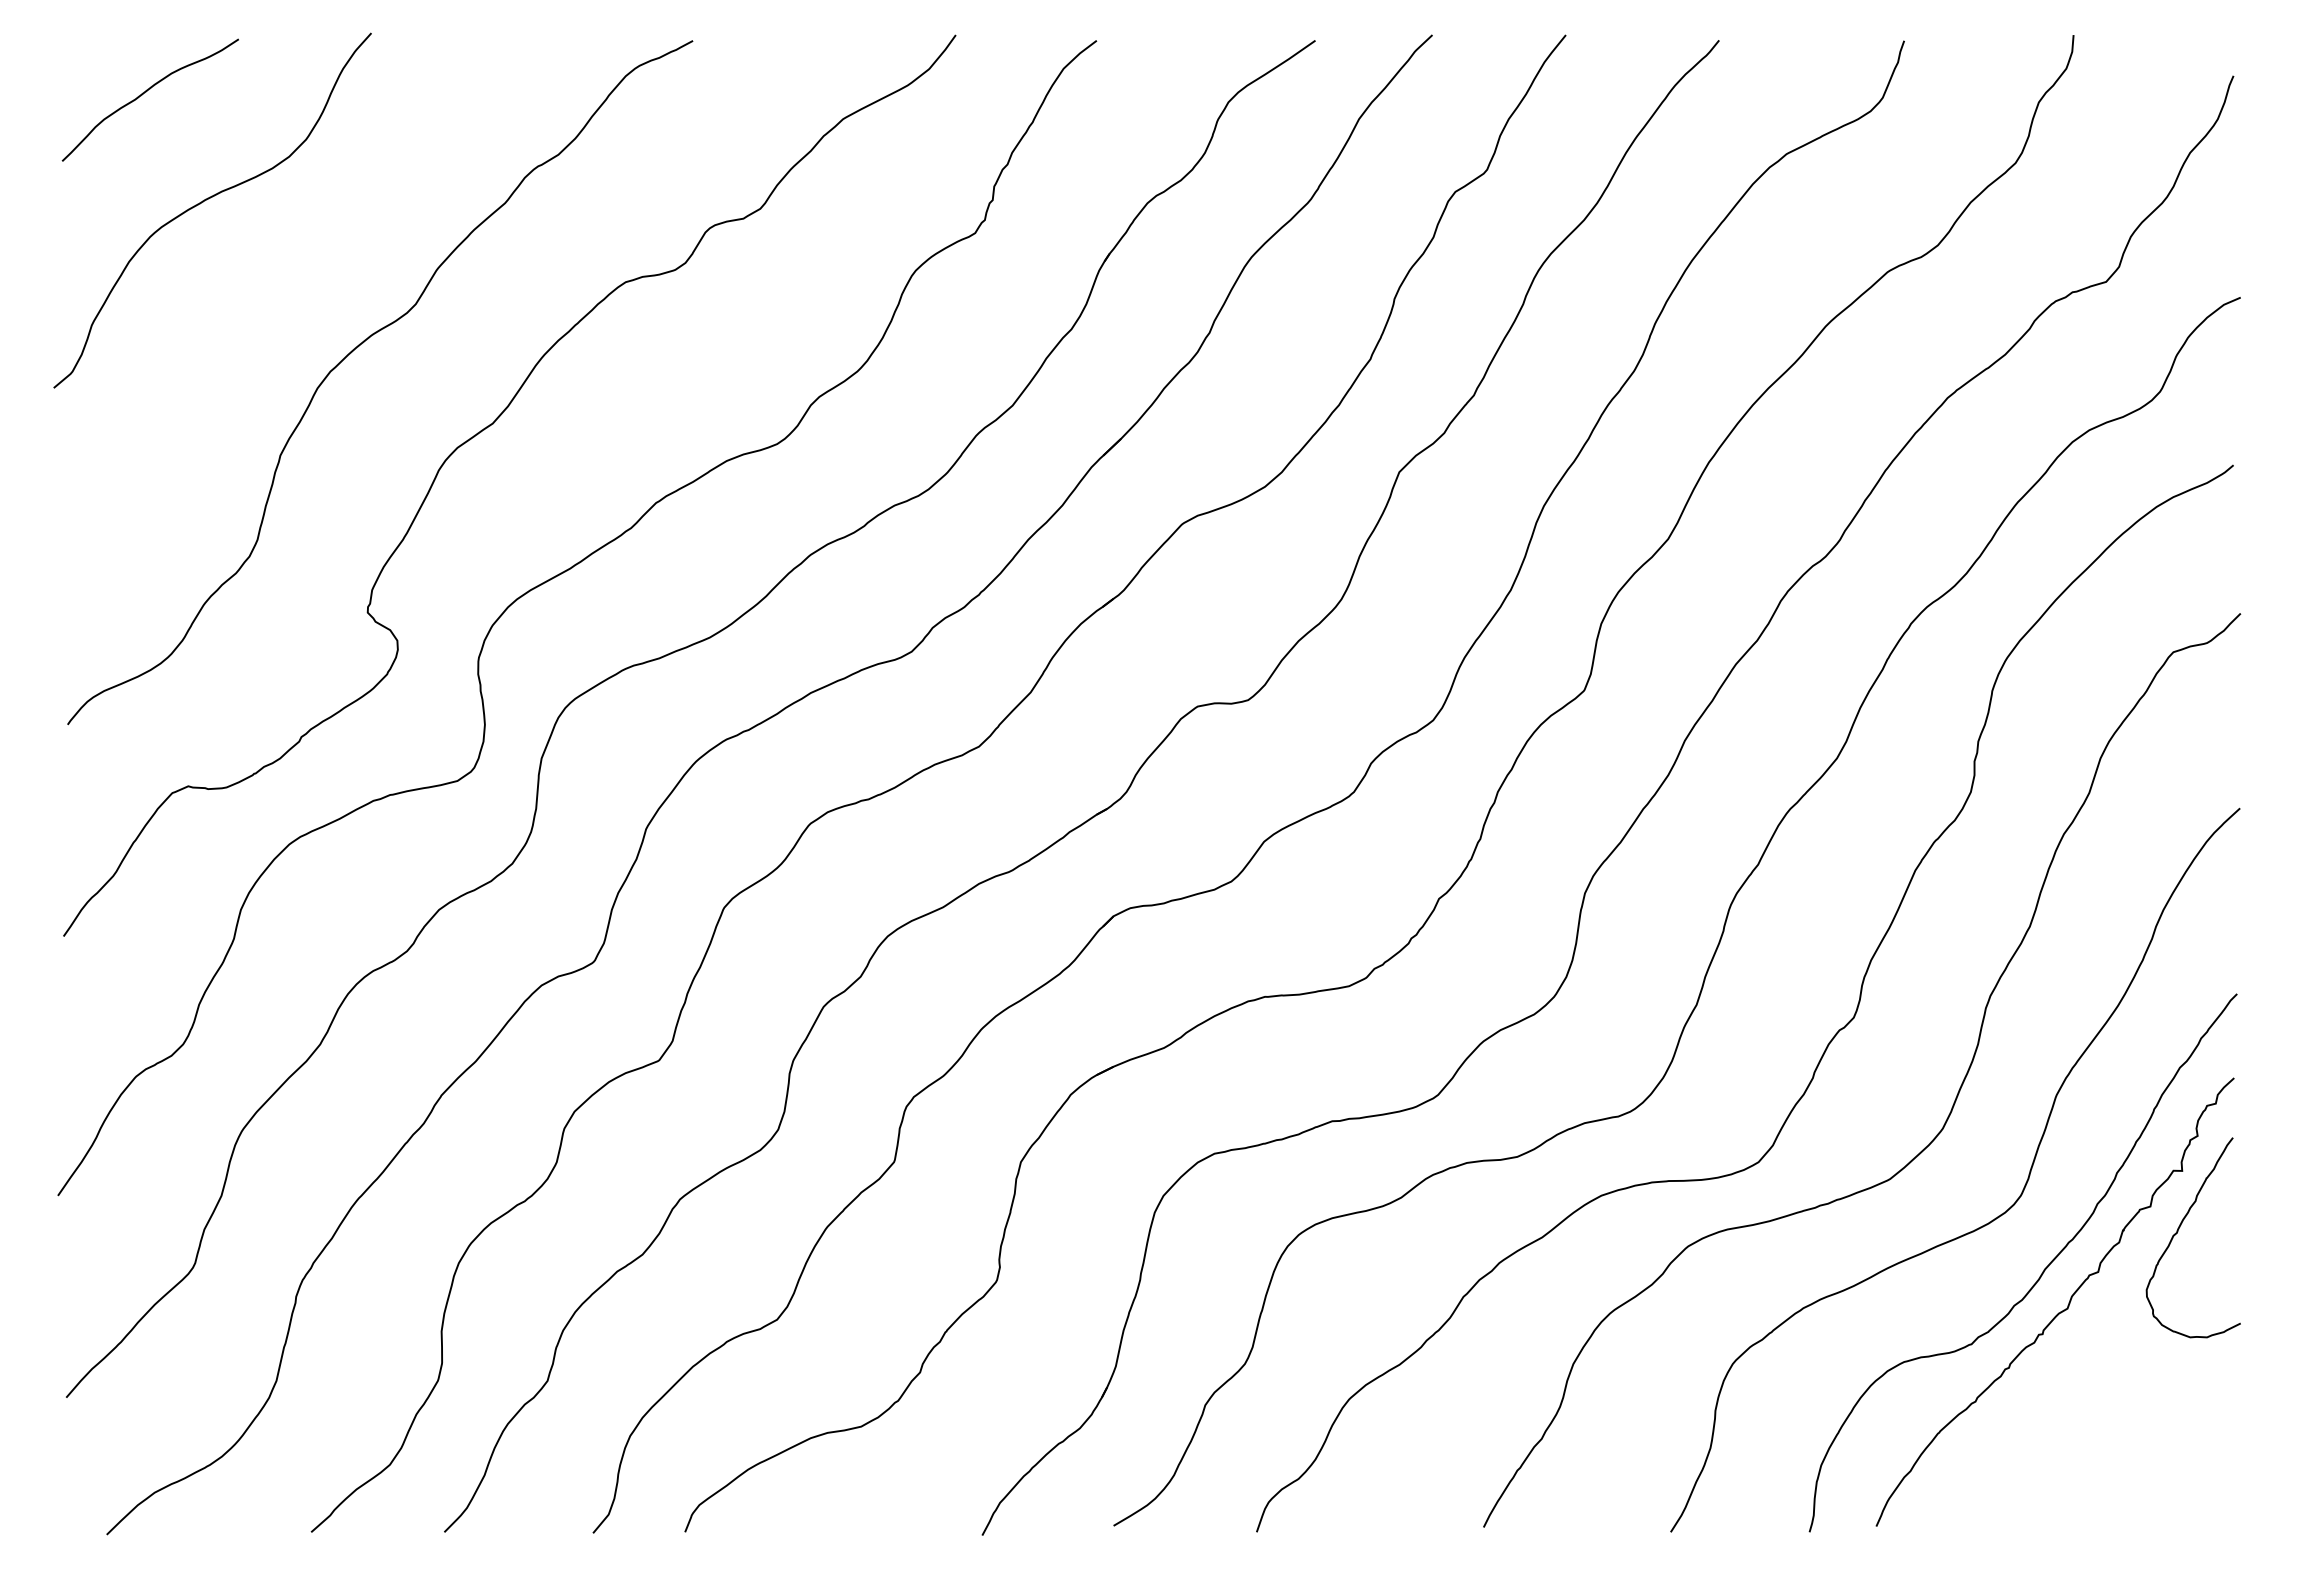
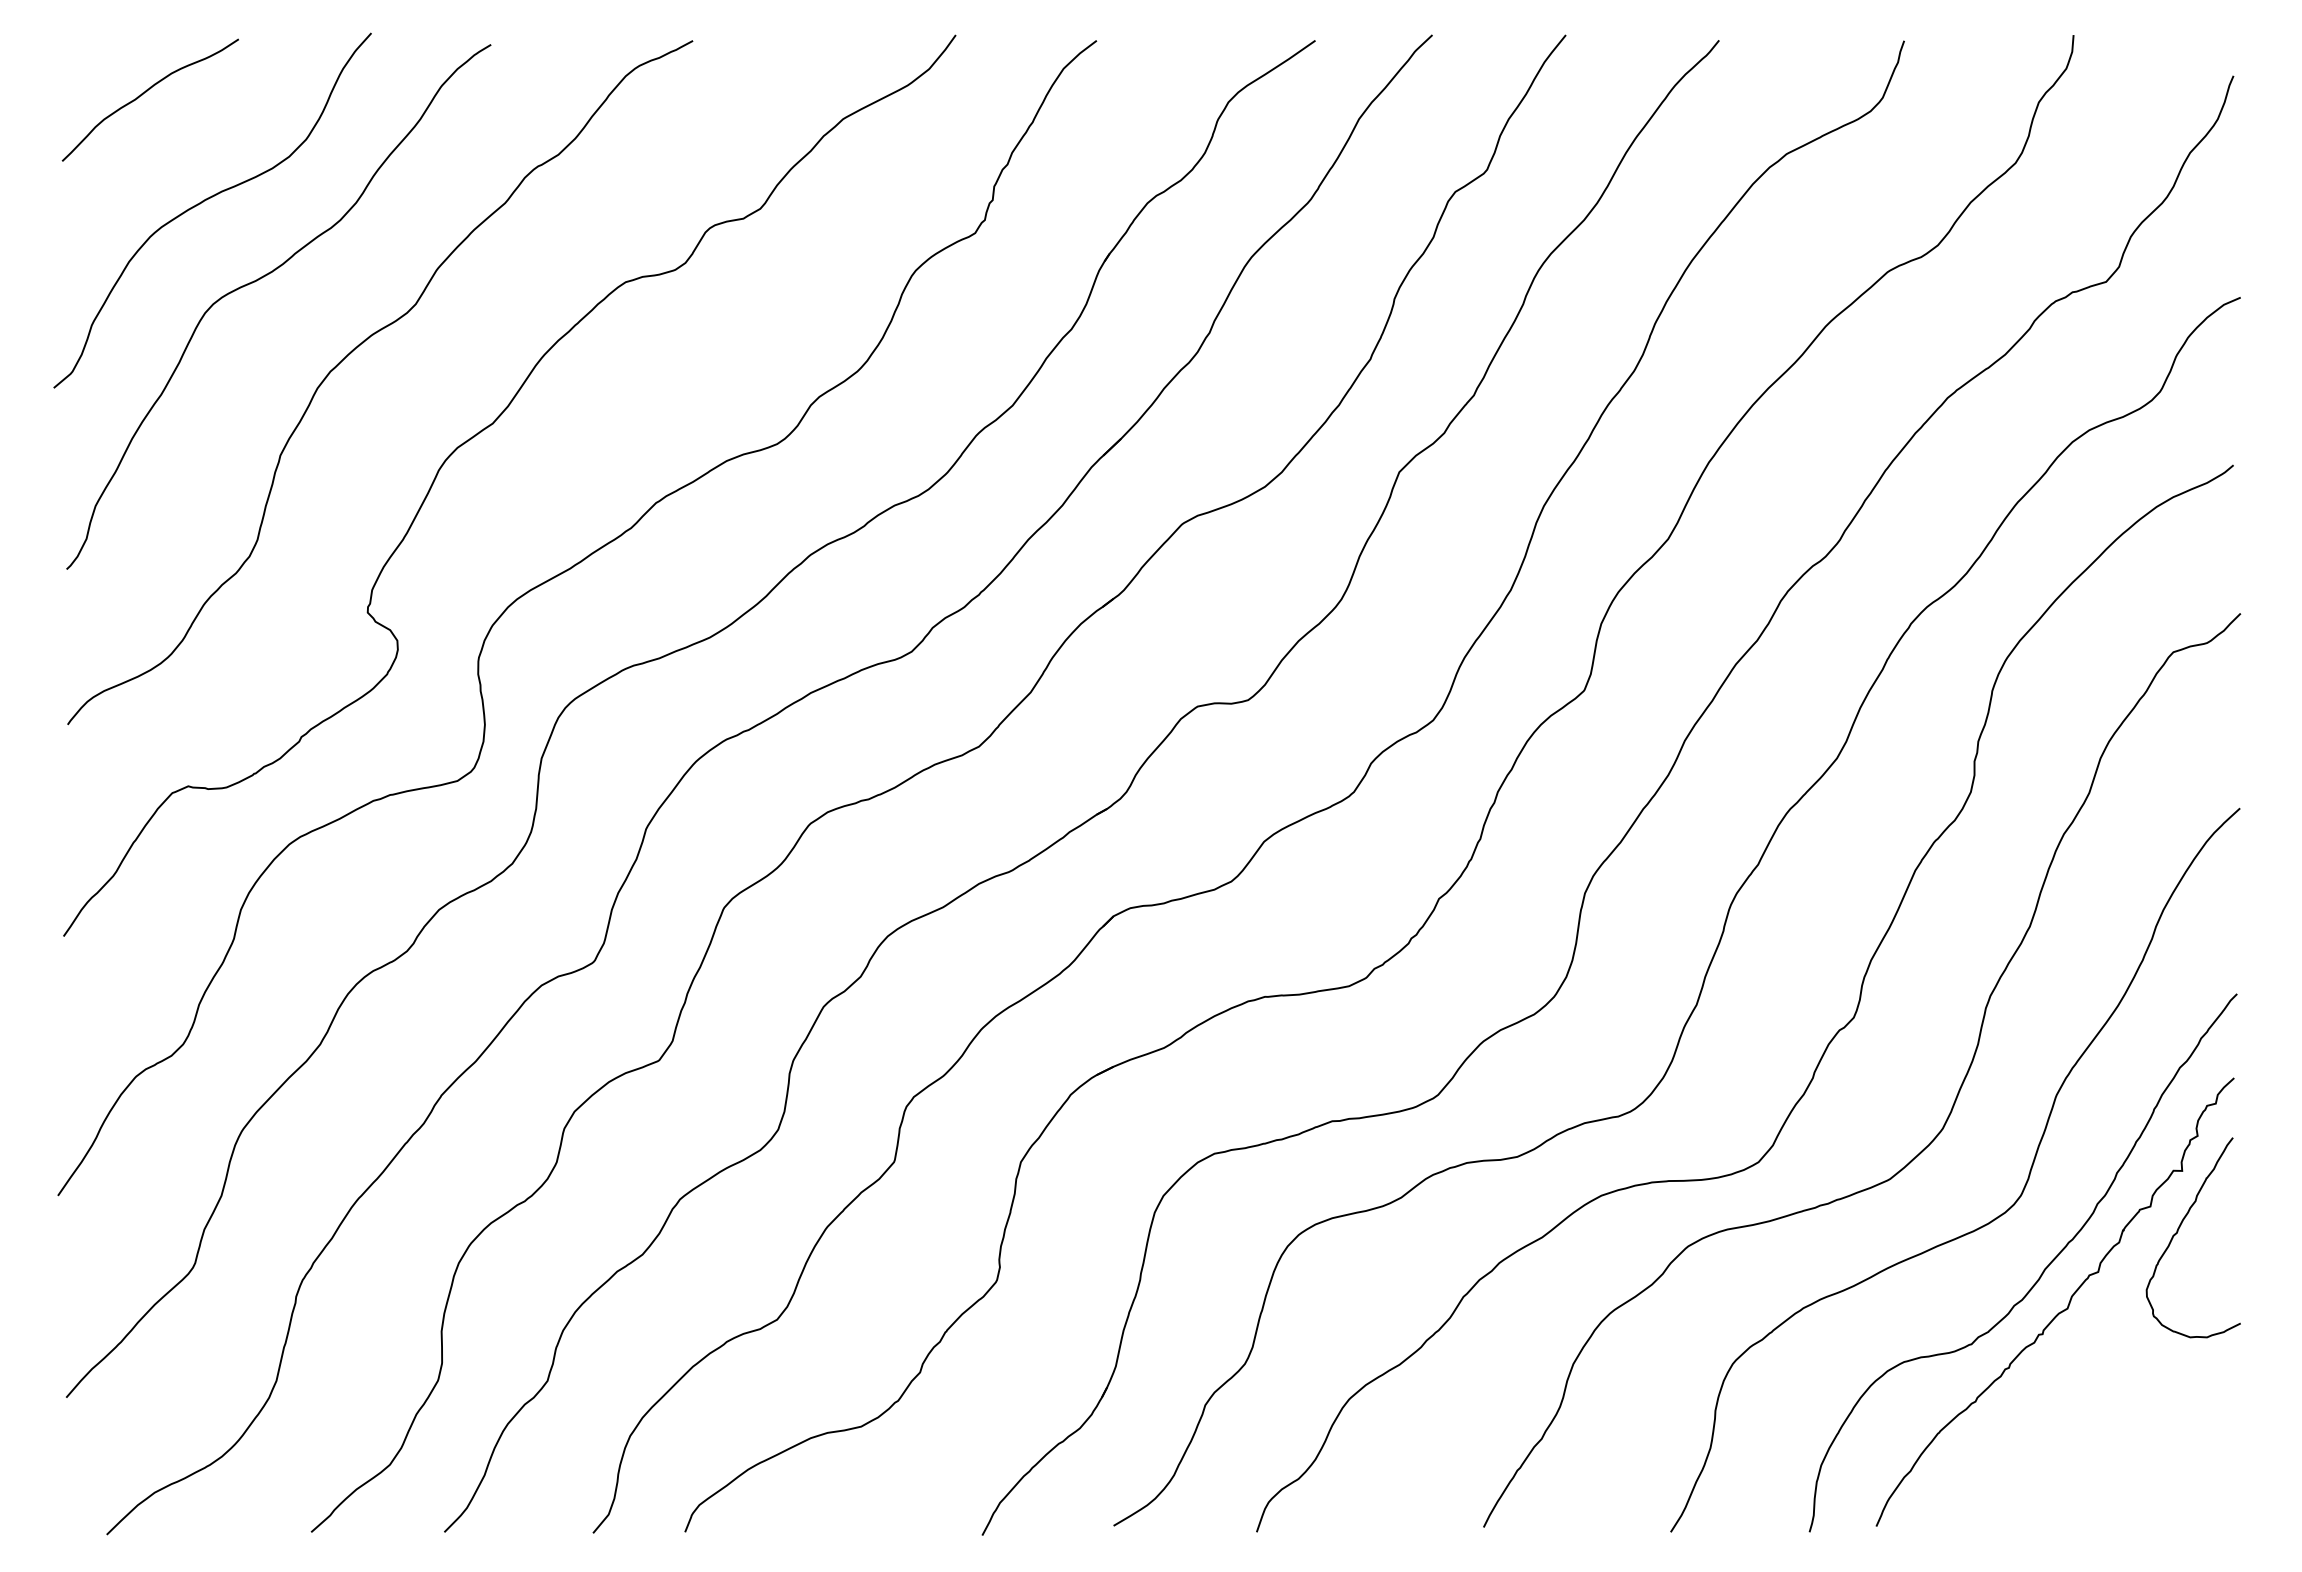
curve: none -> present (264, 277)
